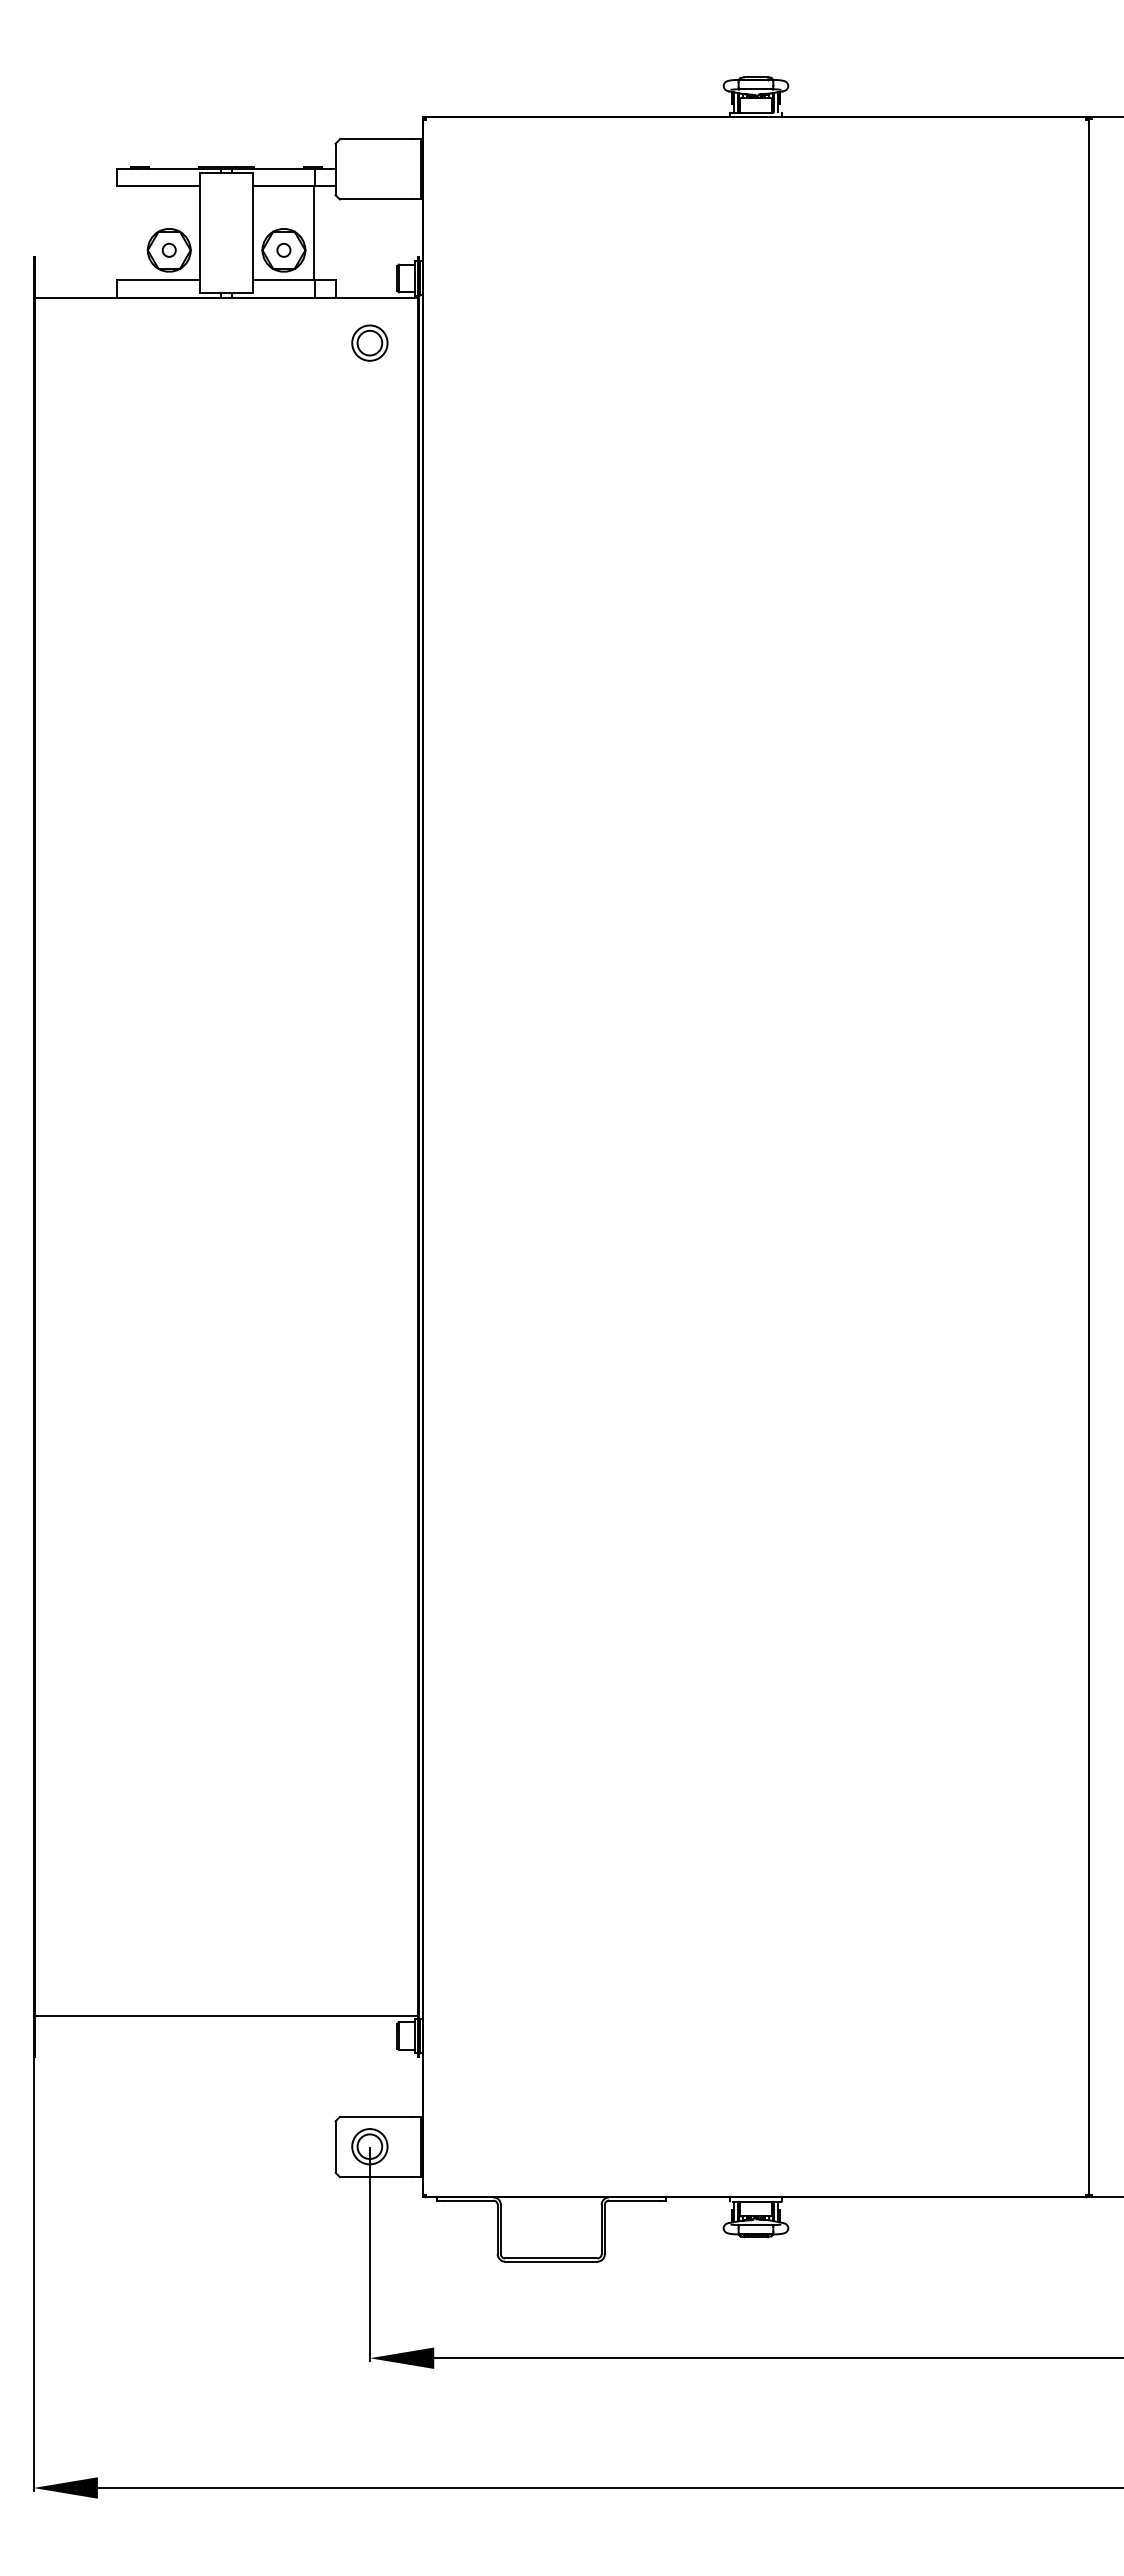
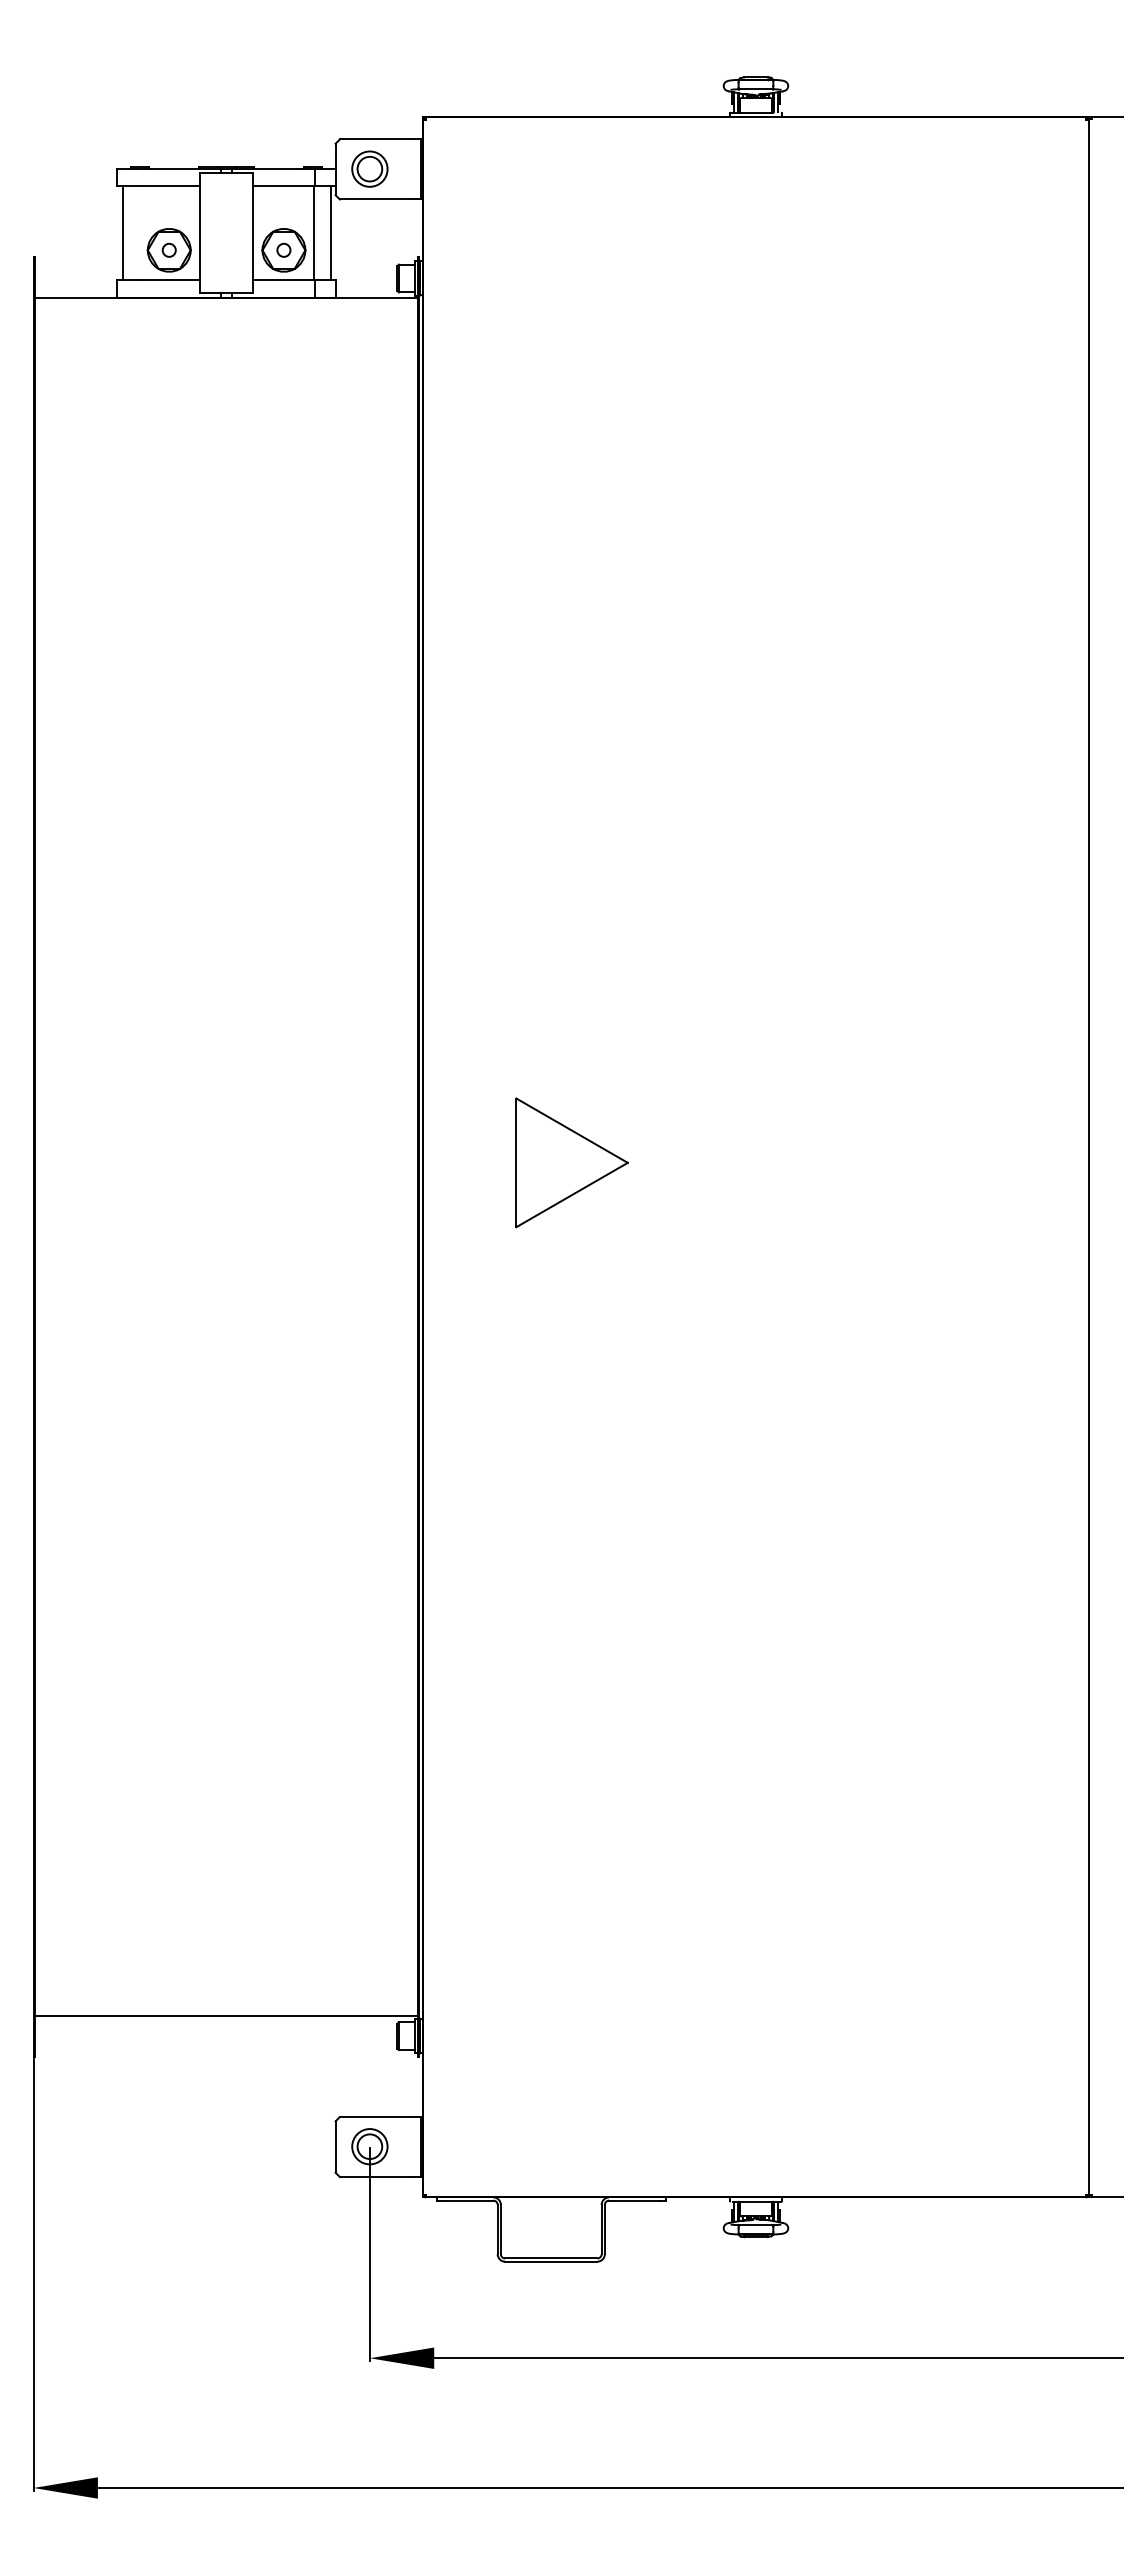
line: none -> present (122, 233)
line: none -> present (330, 233)
part position: (369, 342) -> (369, 168) (369, 168)
part: none -> present (571, 1162)
